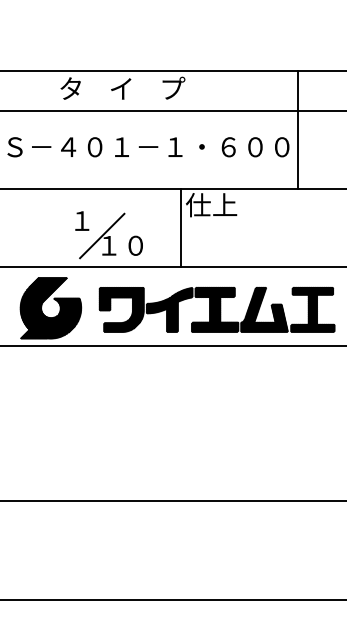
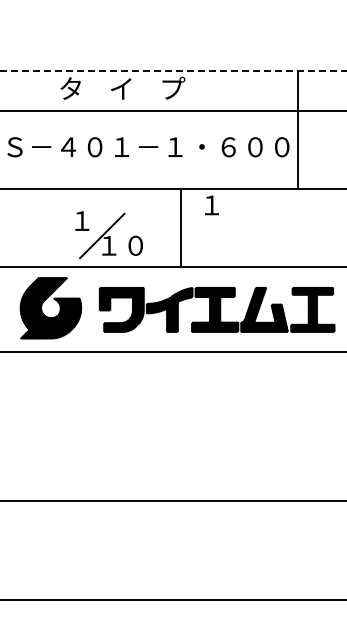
line: solid -> dashed (173, 71)
text: 仕上 -> １ (211, 205)
line position: (172, 345) -> (172, 351) (172, 351)
